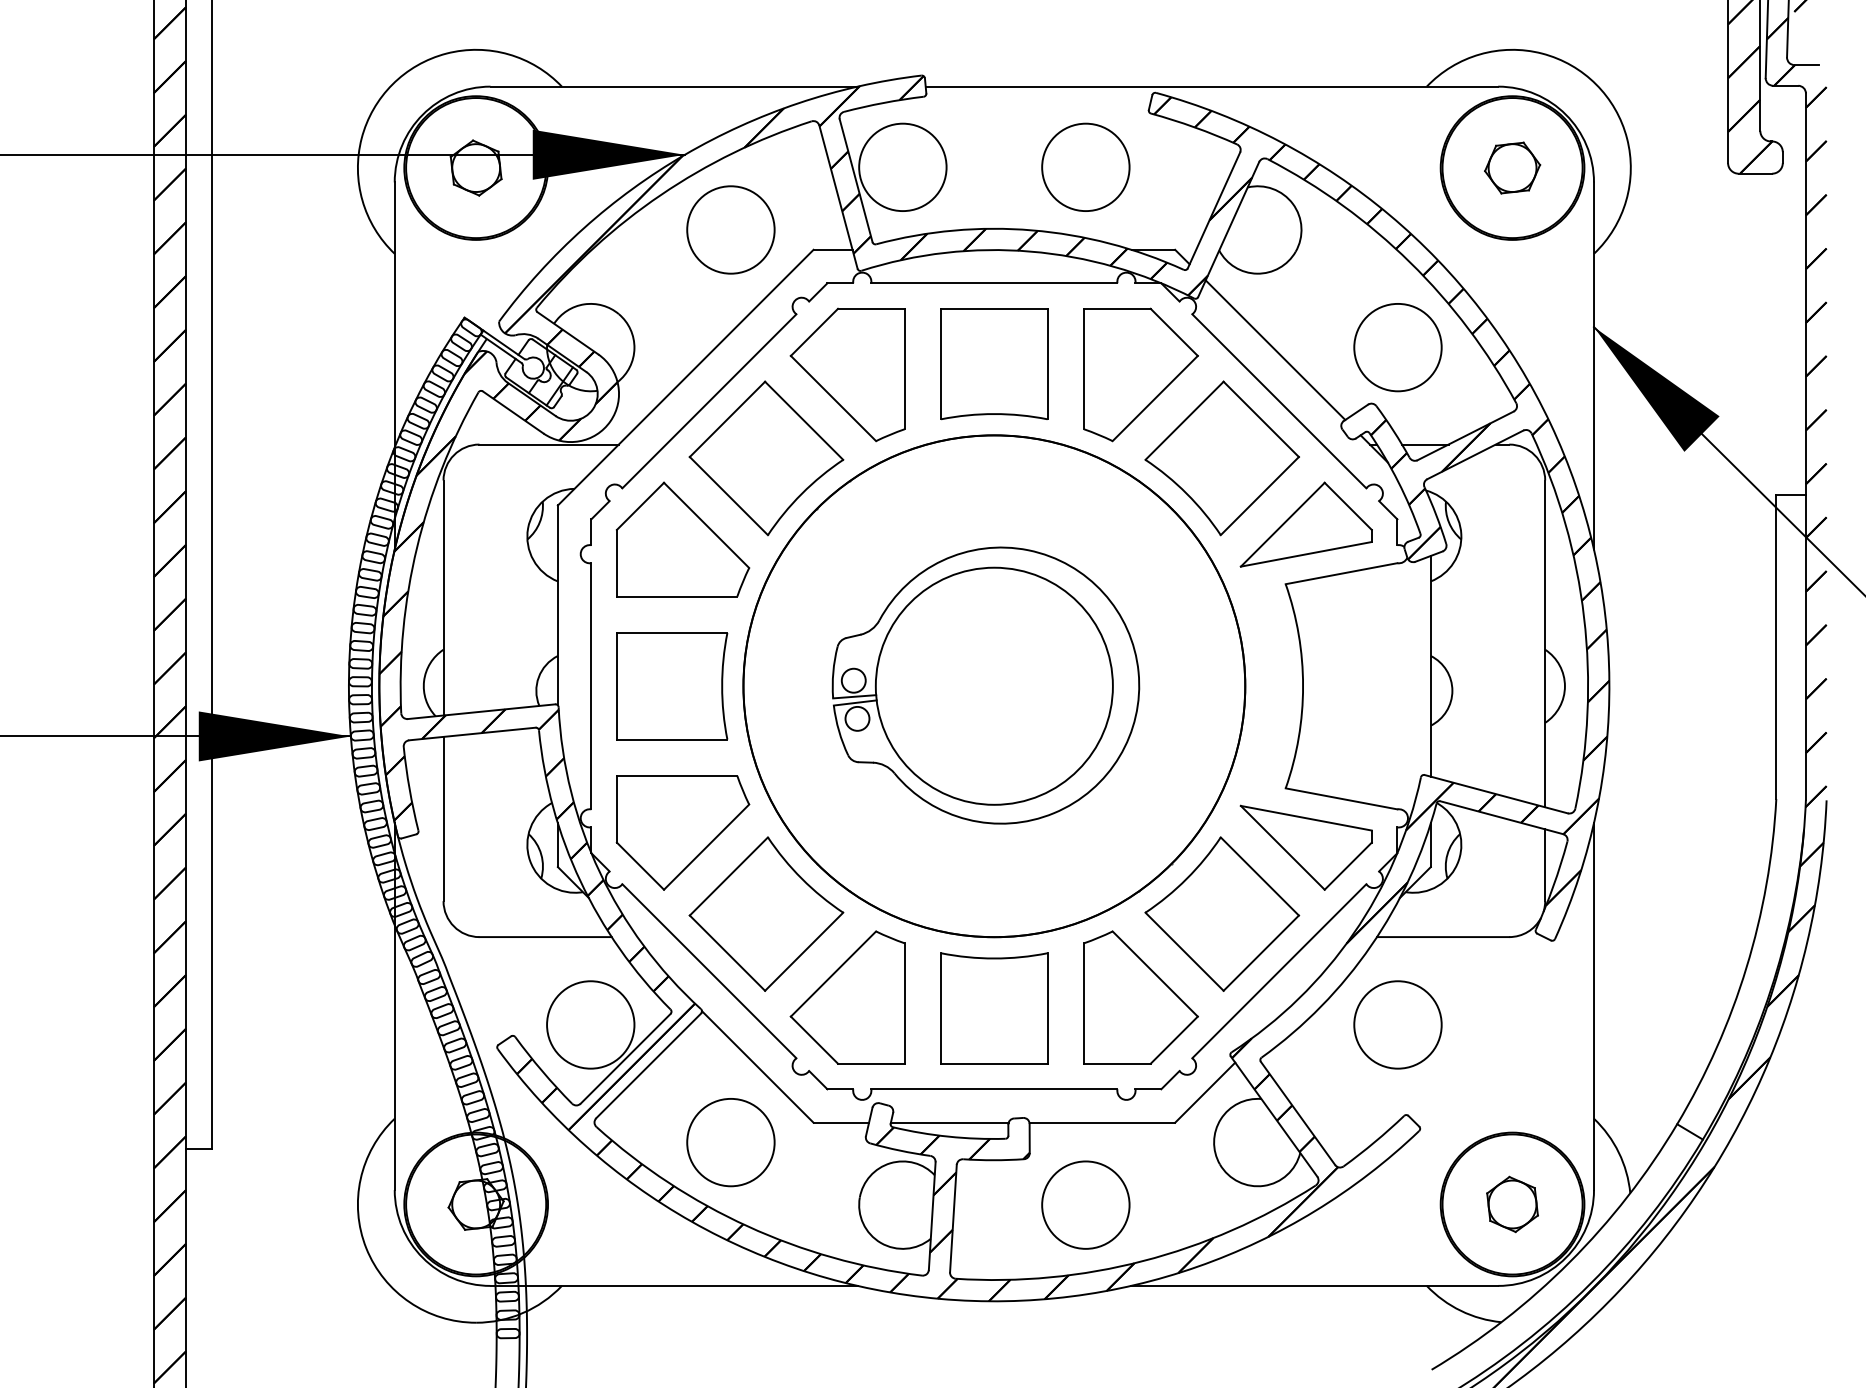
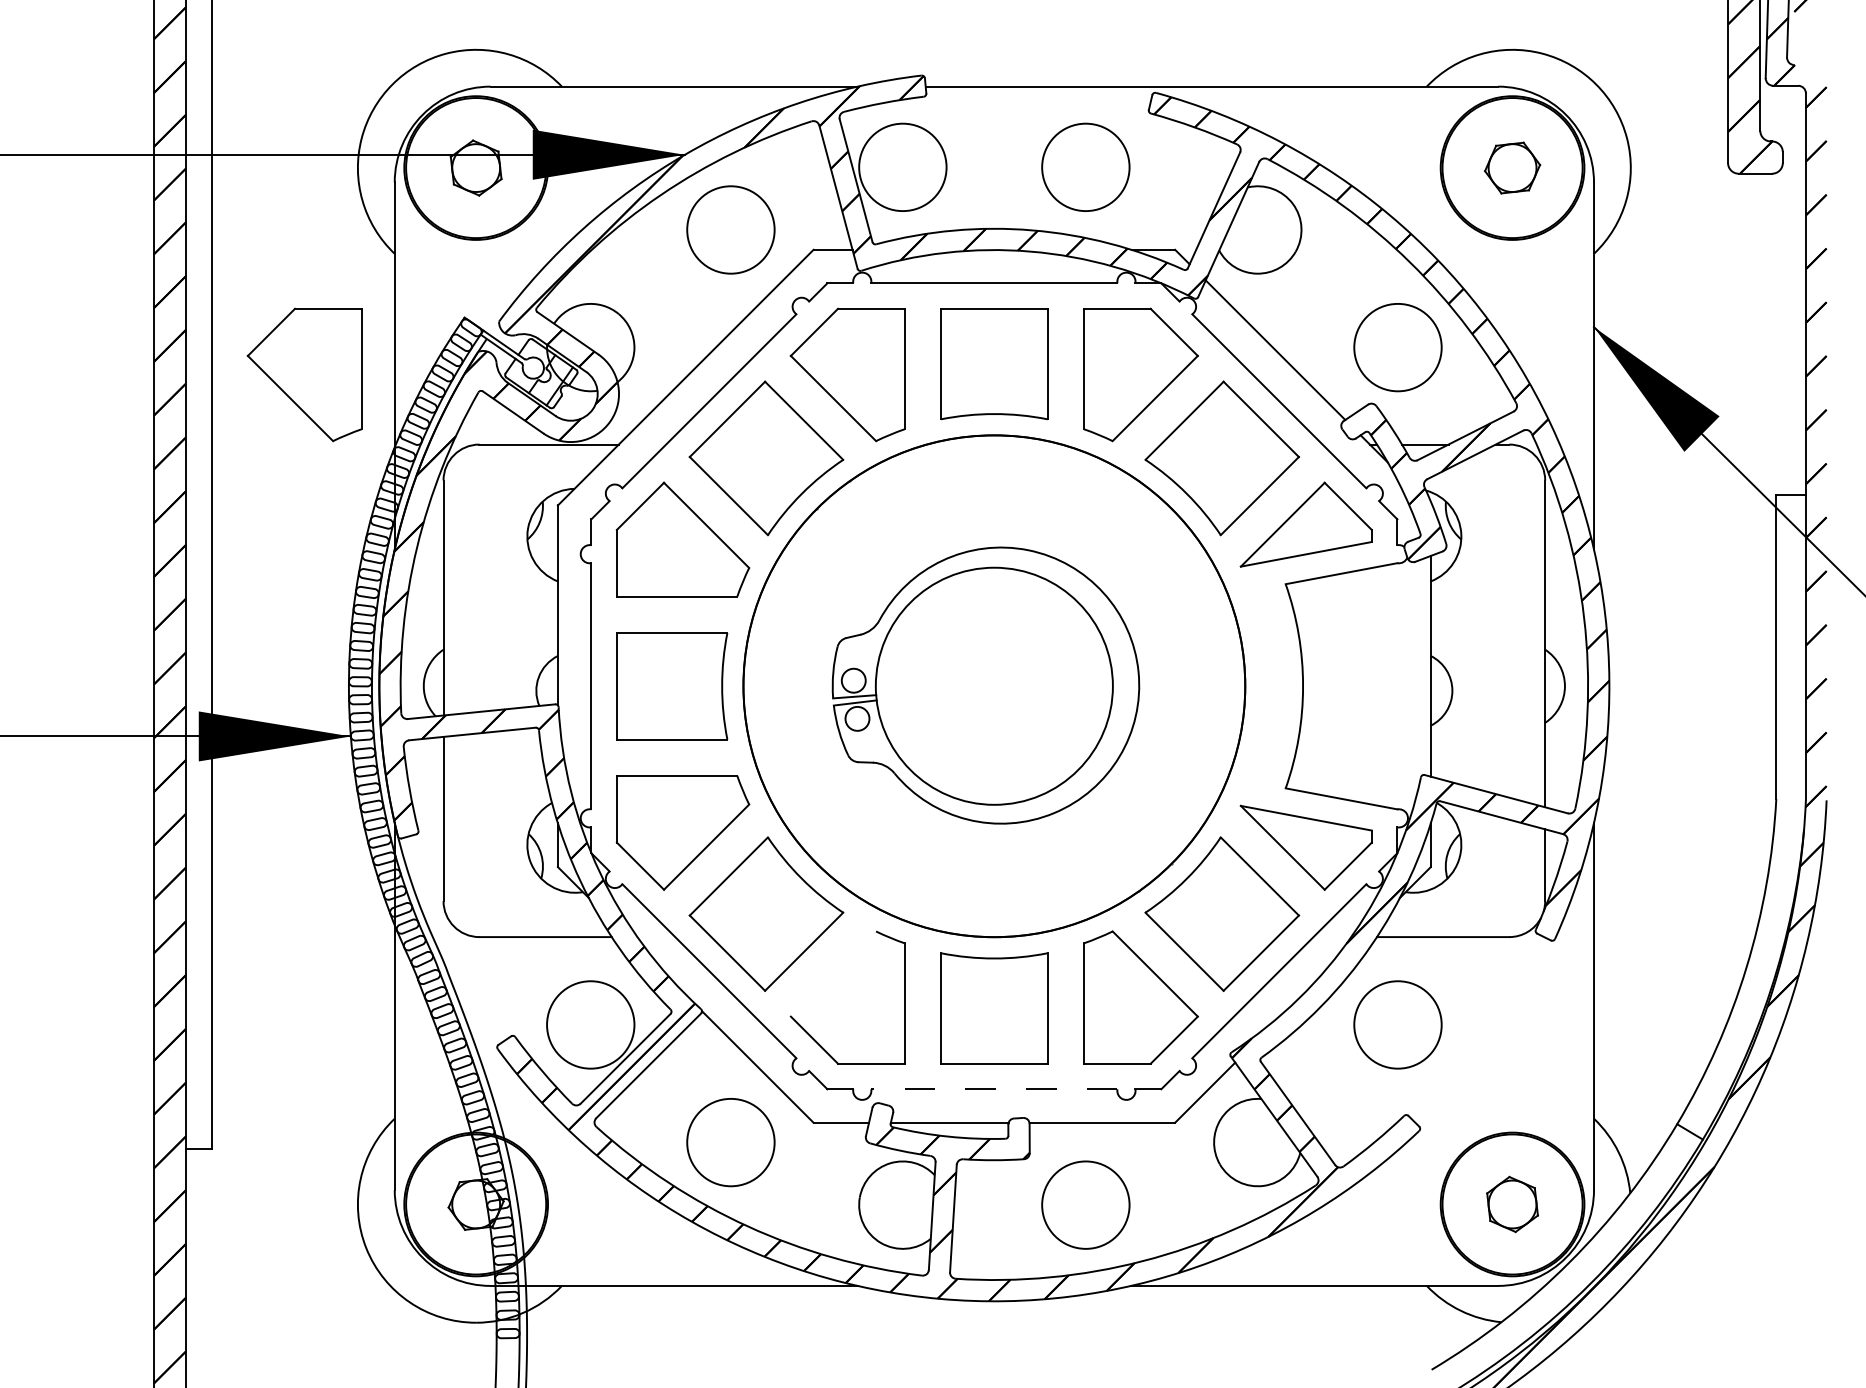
line: present -> none (1806, 65)
part: none -> present (304, 374)
line: present -> none (833, 973)
line: solid -> dashed (993, 1089)
